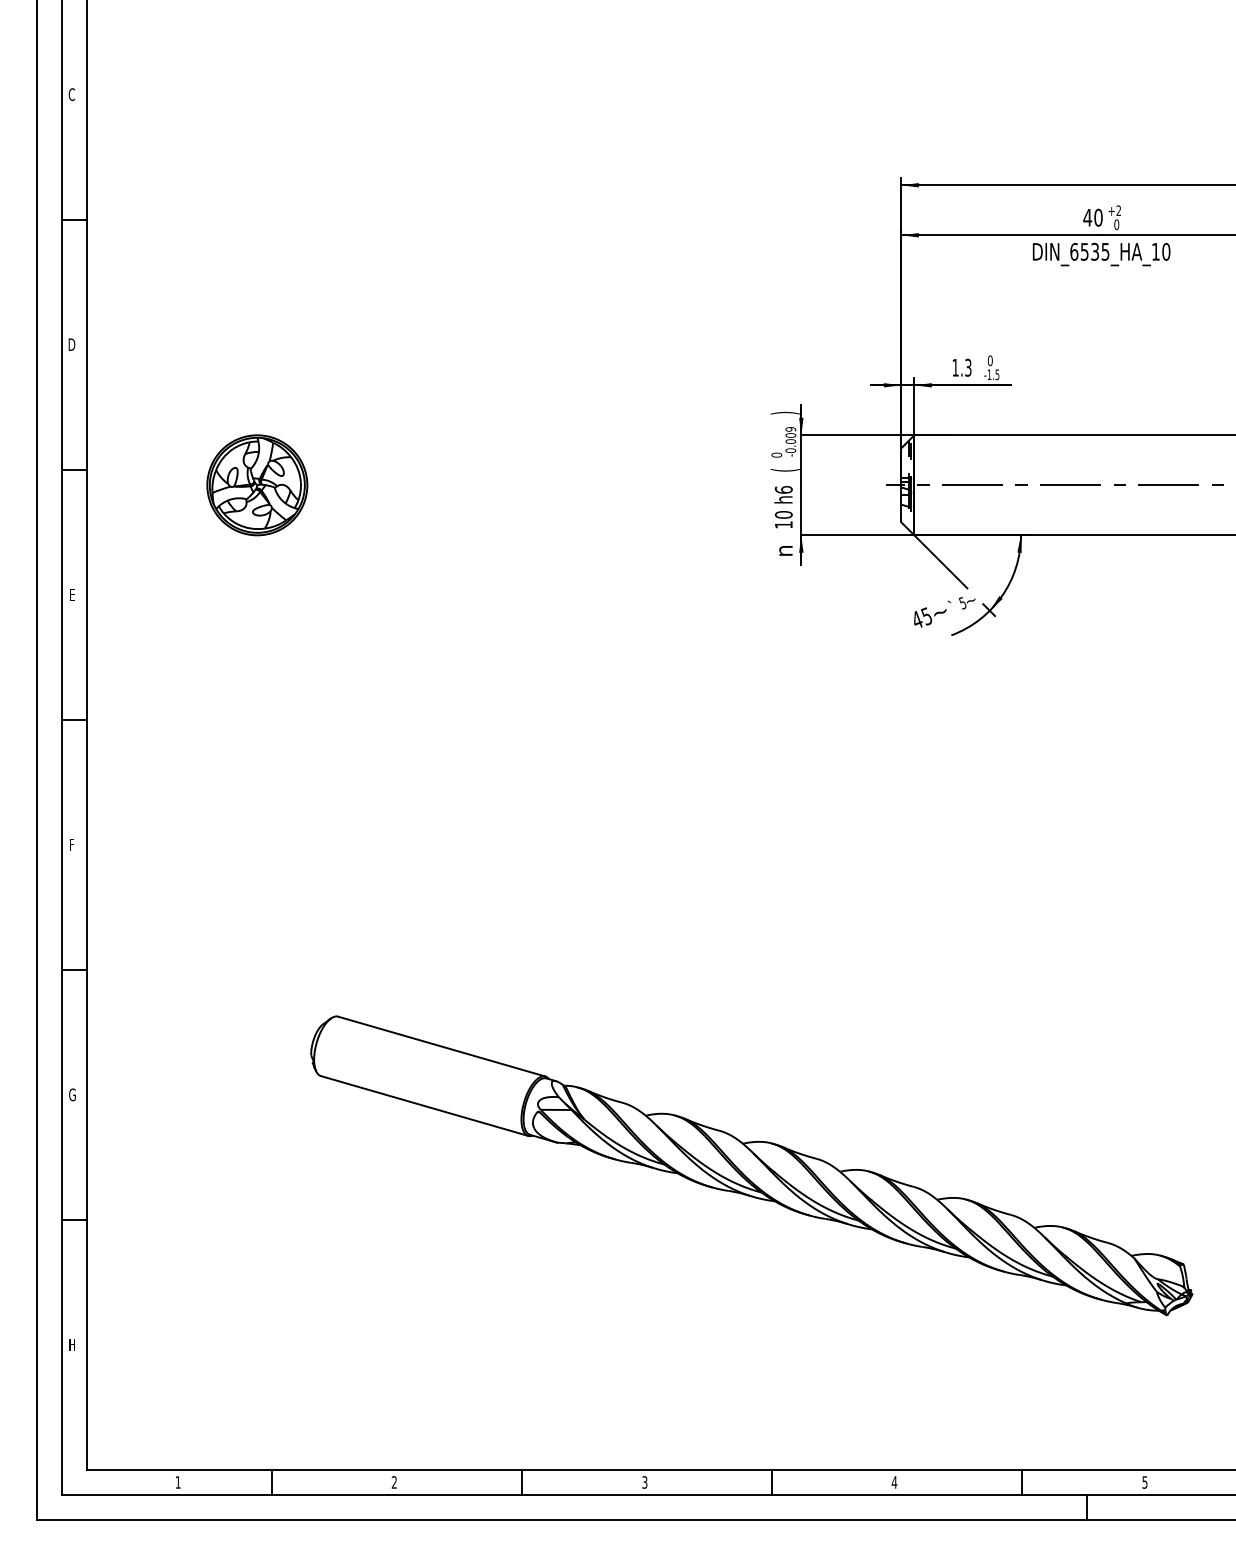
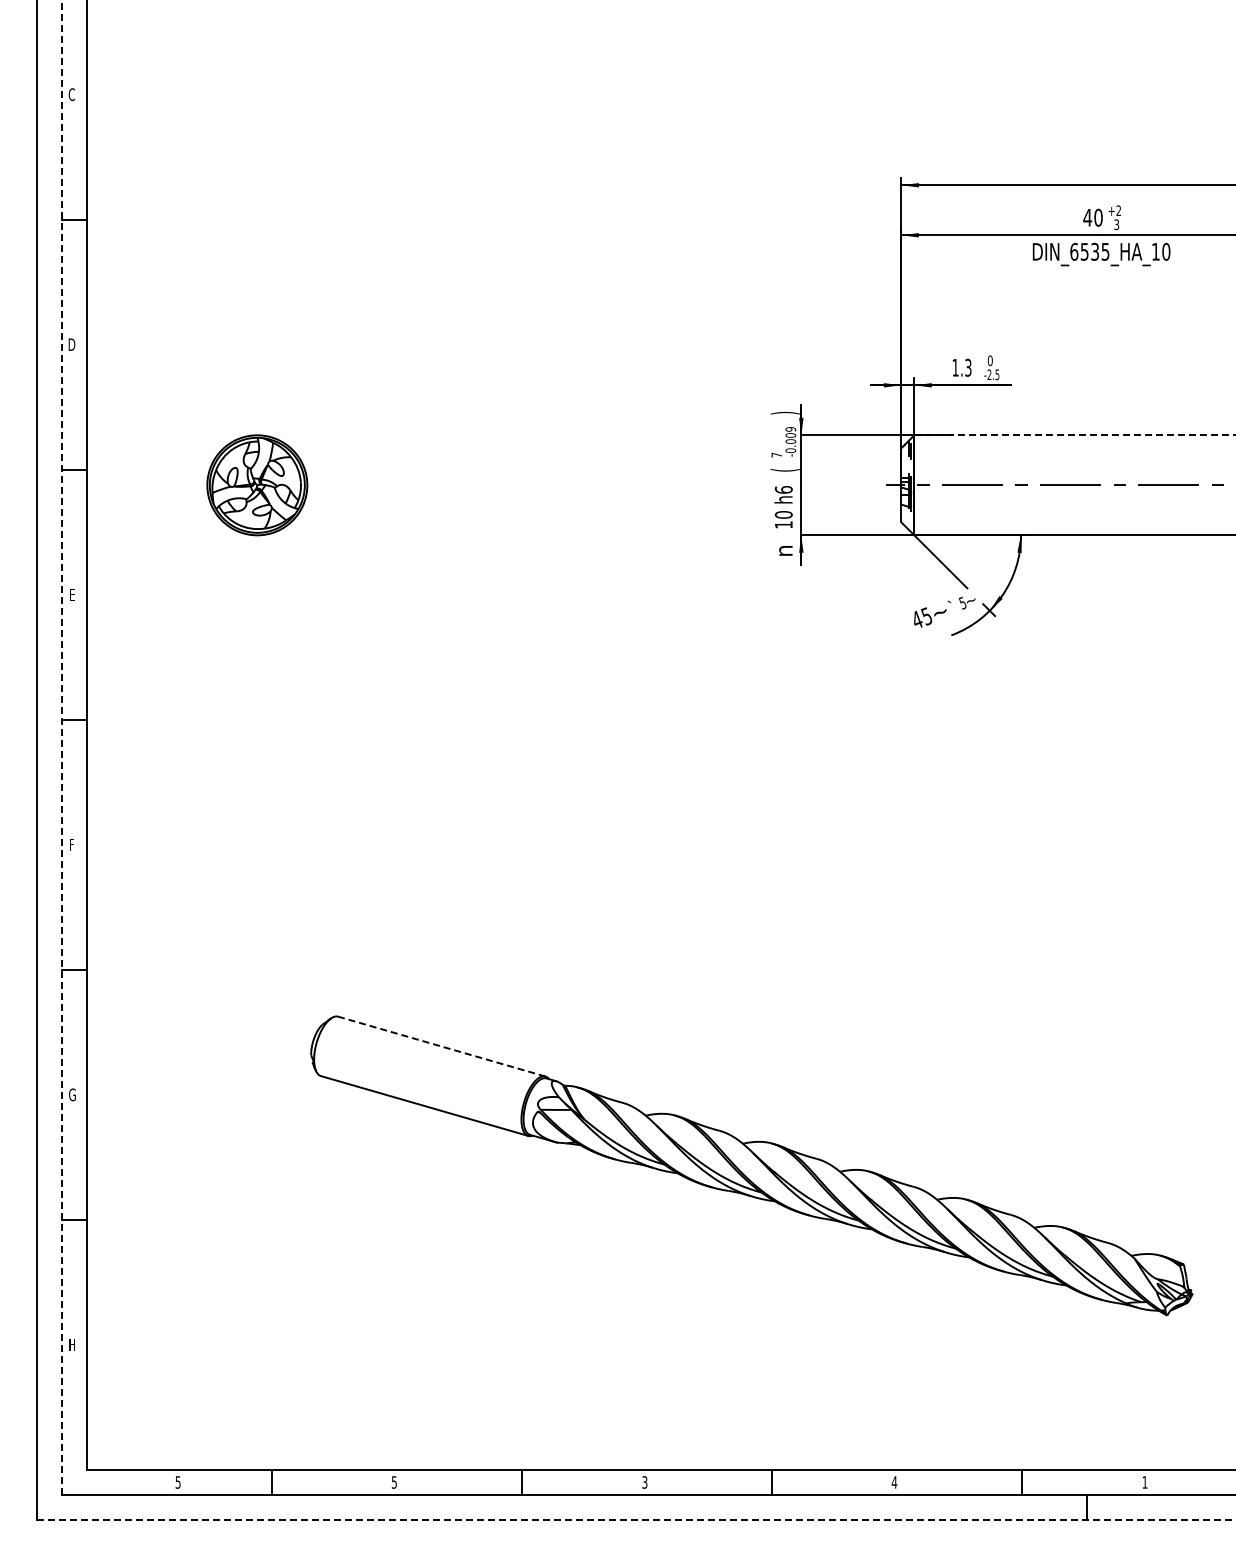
text: 0 -> 3 (1116, 224)
text: -1.5 -> -2.5 (989, 374)
line: solid -> dashed (1074, 435)
text: 0 -> 7 (776, 454)
line: solid -> dashed (62, 747)
line: solid -> dashed (441, 1046)
text: 1 -> 5 (177, 1482)
text: 2 -> 5 (393, 1482)
text: 5 -> 1 (1144, 1482)
line: solid -> dashed (636, 1519)
